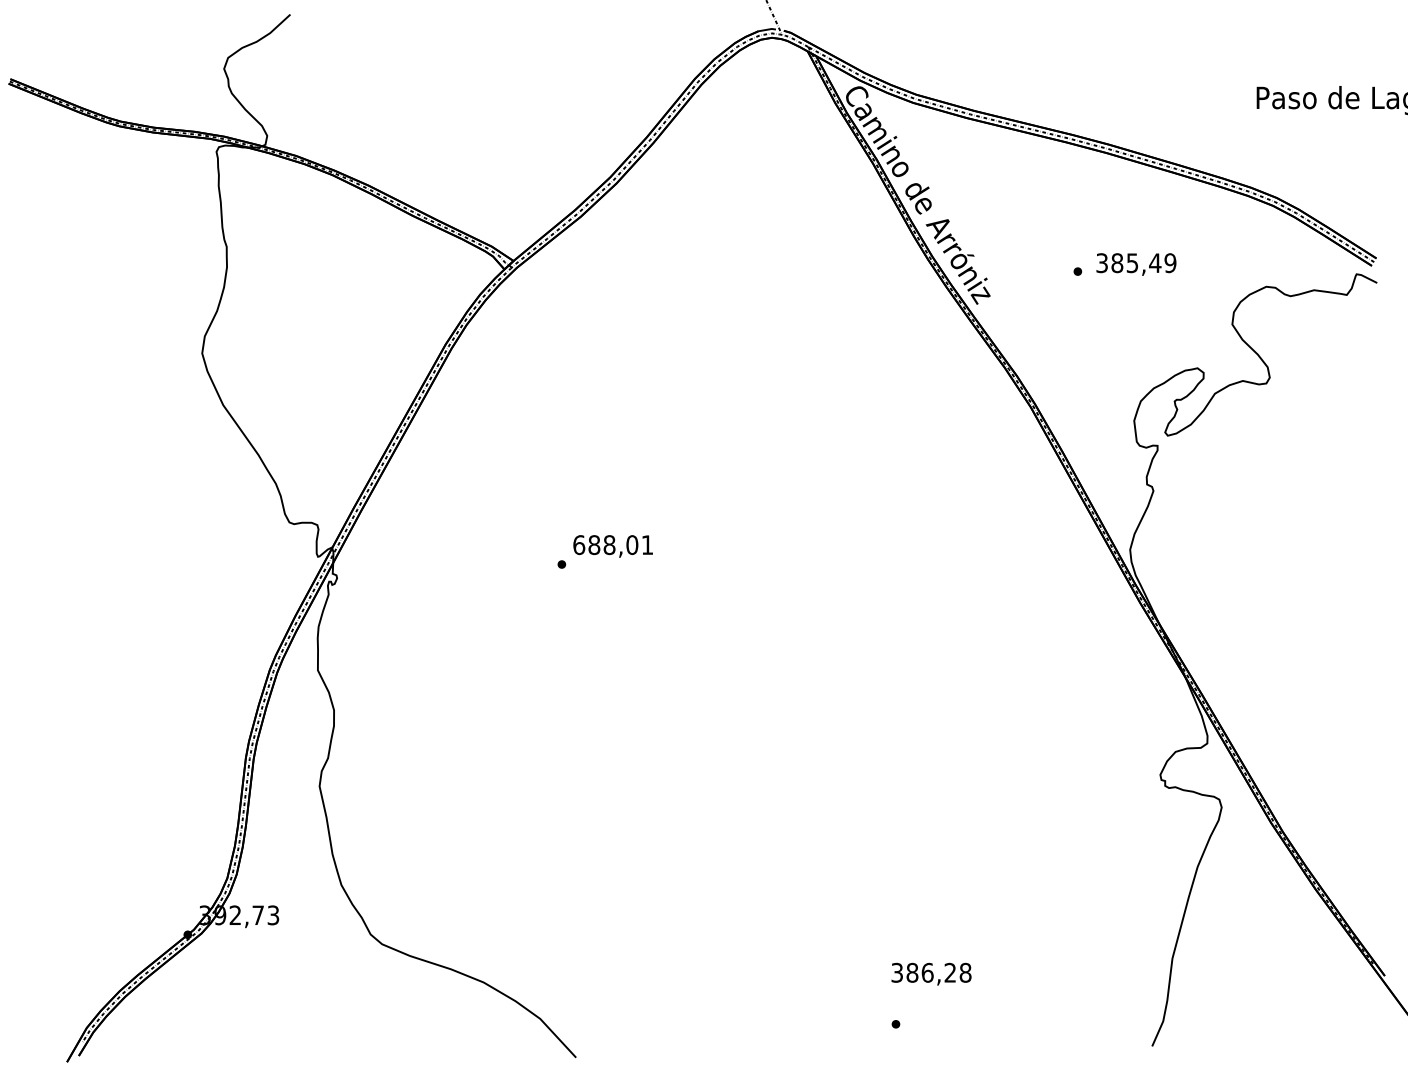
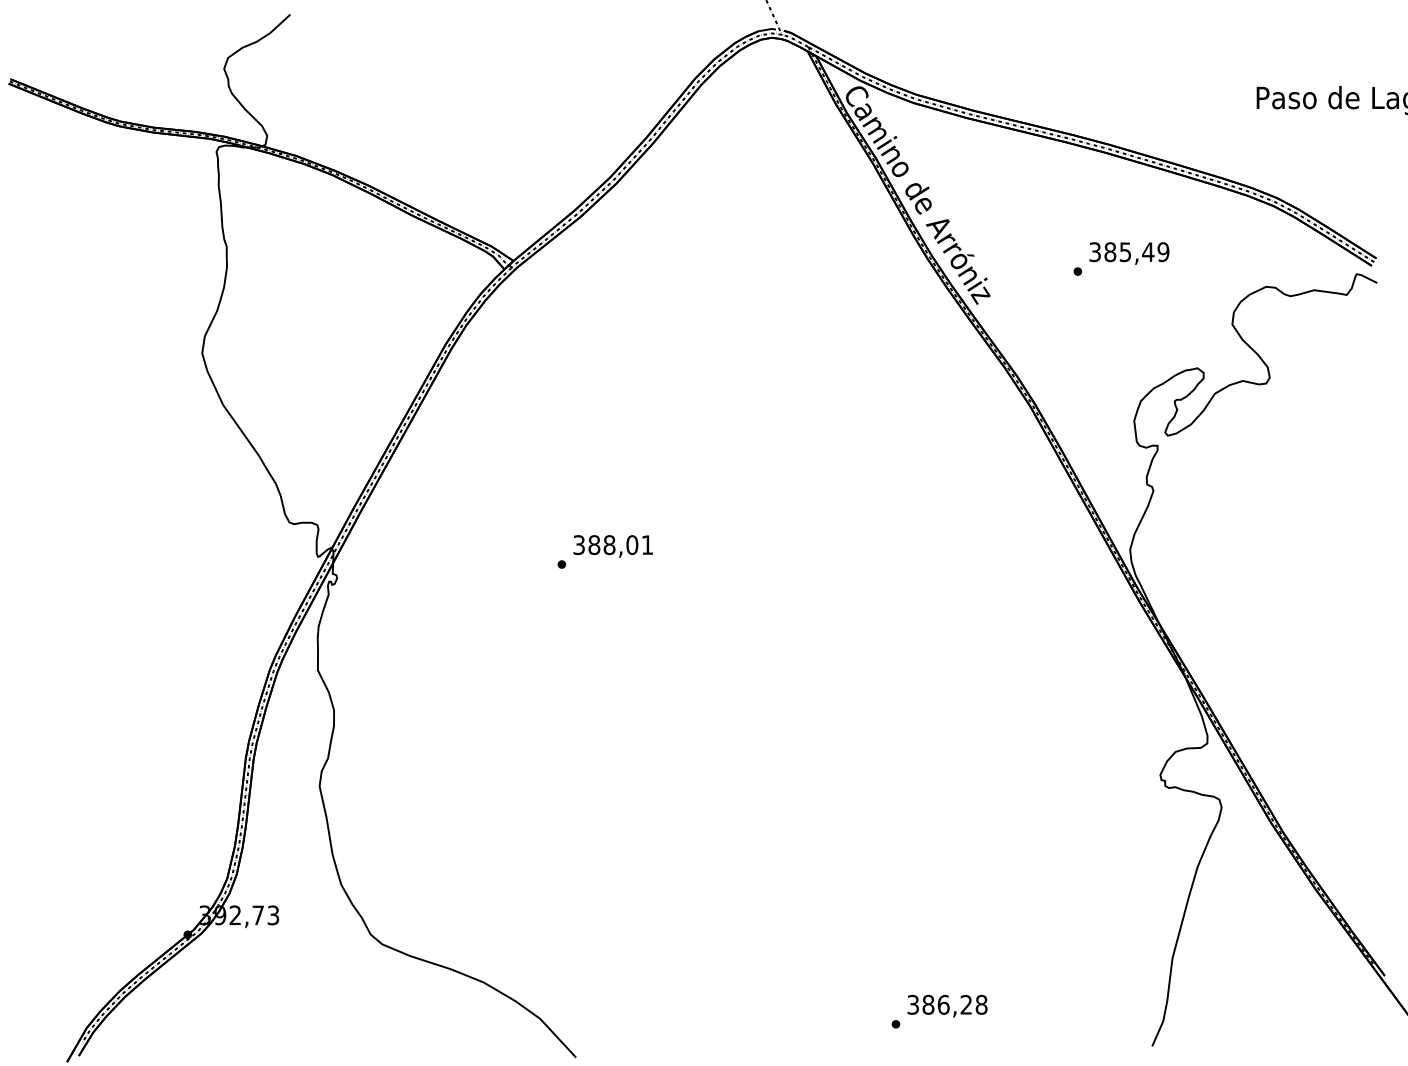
text position: (1136, 264) -> (1129, 253) (1129, 253)
text: 688,01 -> 388,01 (579, 545)
text position: (931, 973) -> (947, 1005) (947, 1005)
